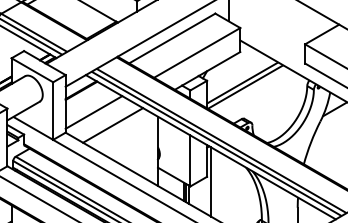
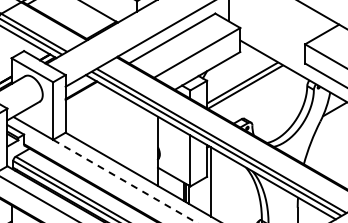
line: present -> none (93, 112)
line: present -> none (113, 125)
line: solid -> dashed (124, 181)
